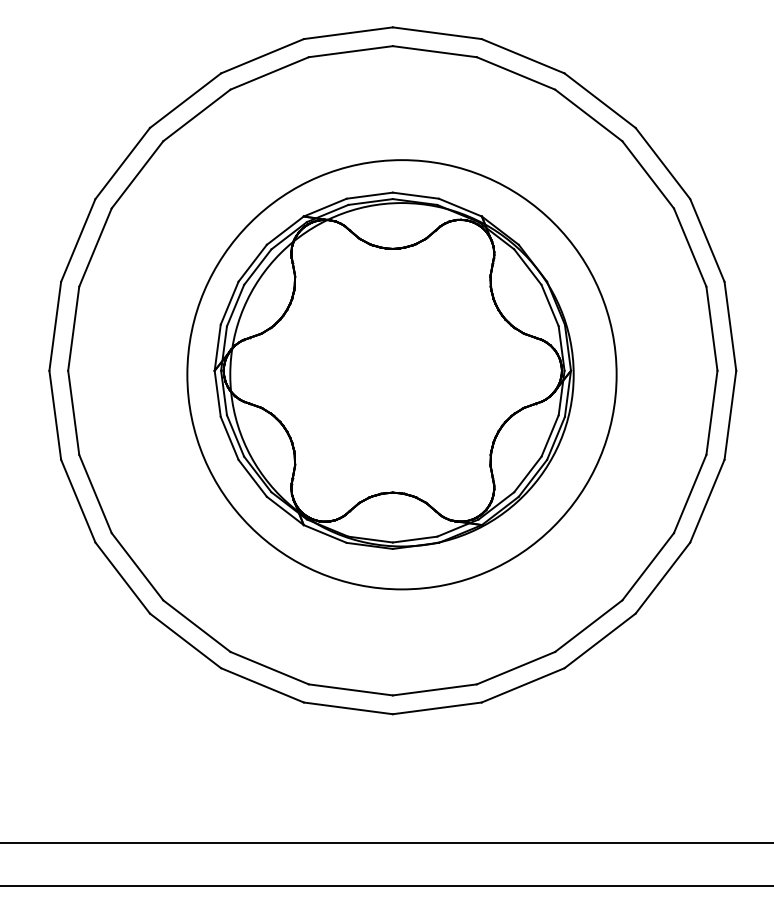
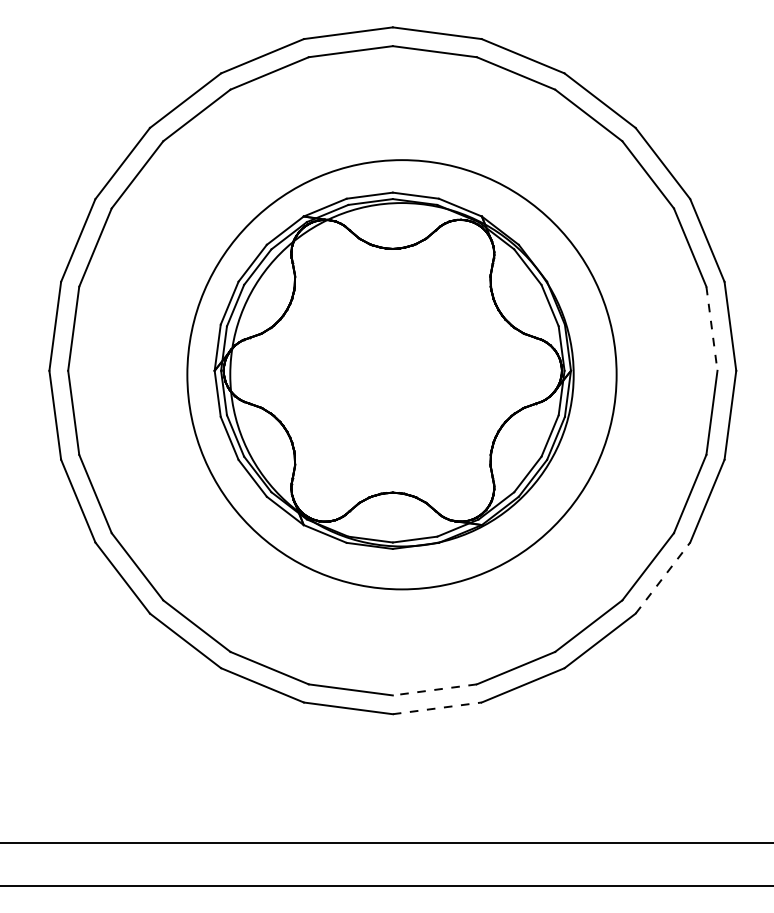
line: solid -> dashed (712, 329)
line: solid -> dashed (662, 578)
line: solid -> dashed (434, 689)
line: solid -> dashed (437, 708)
